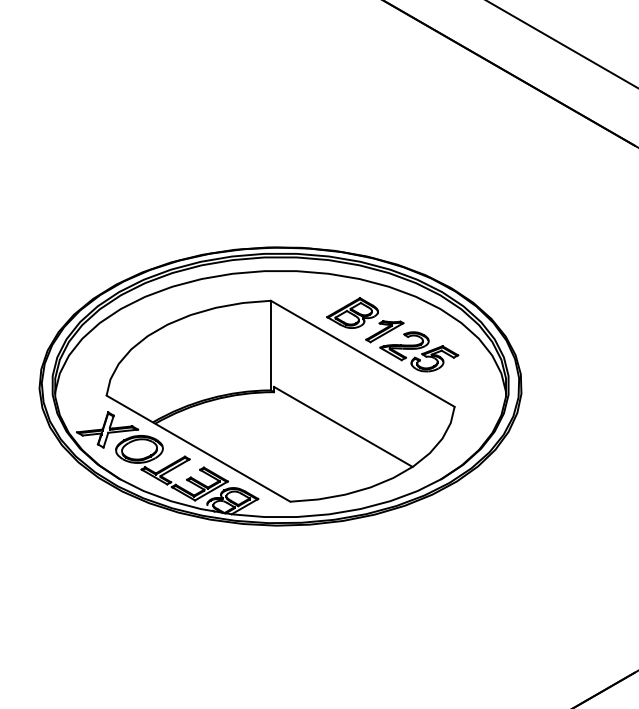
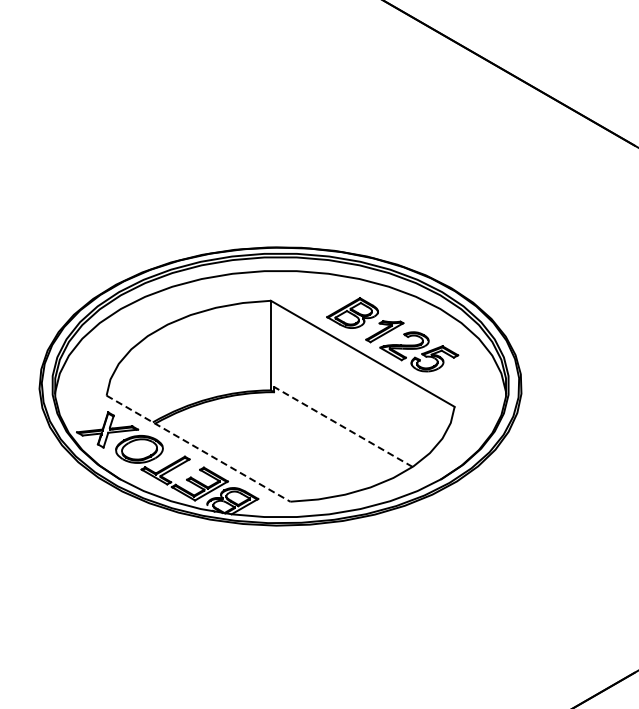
line: present -> none (561, 44)
line: solid -> dashed (342, 426)
line: solid -> dashed (198, 448)
